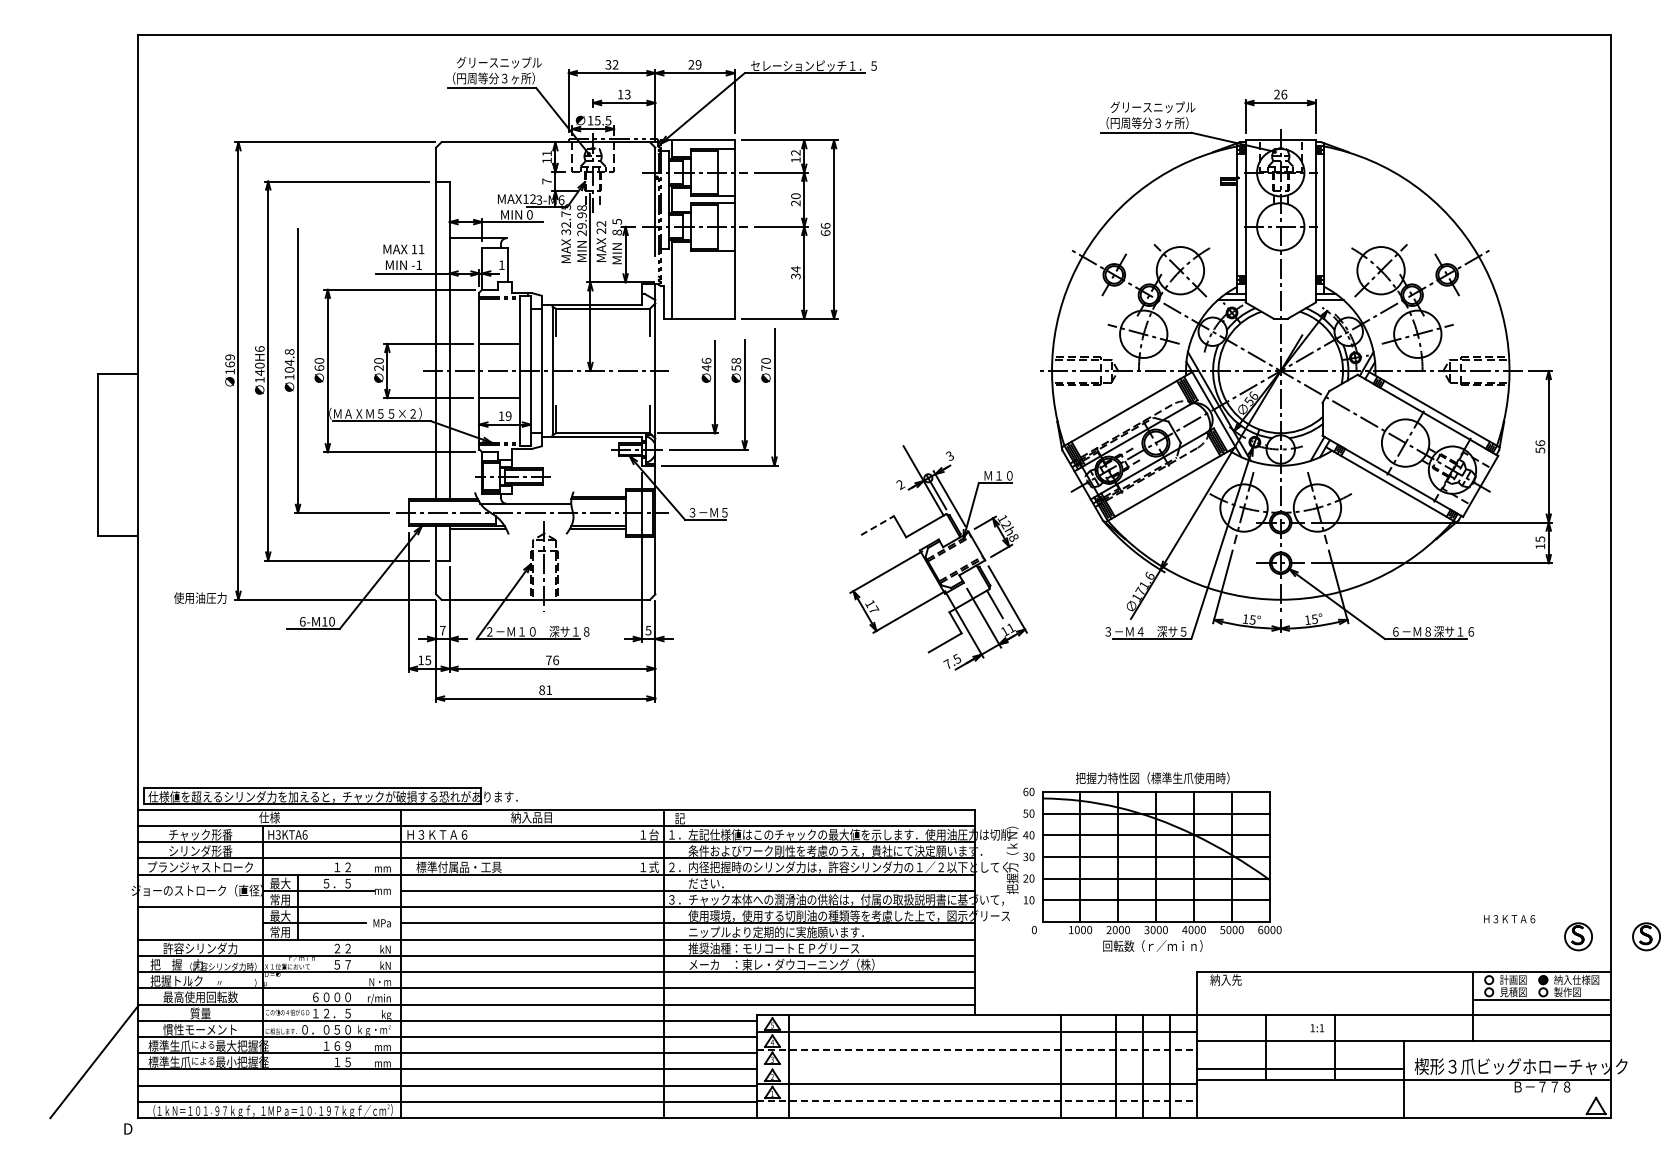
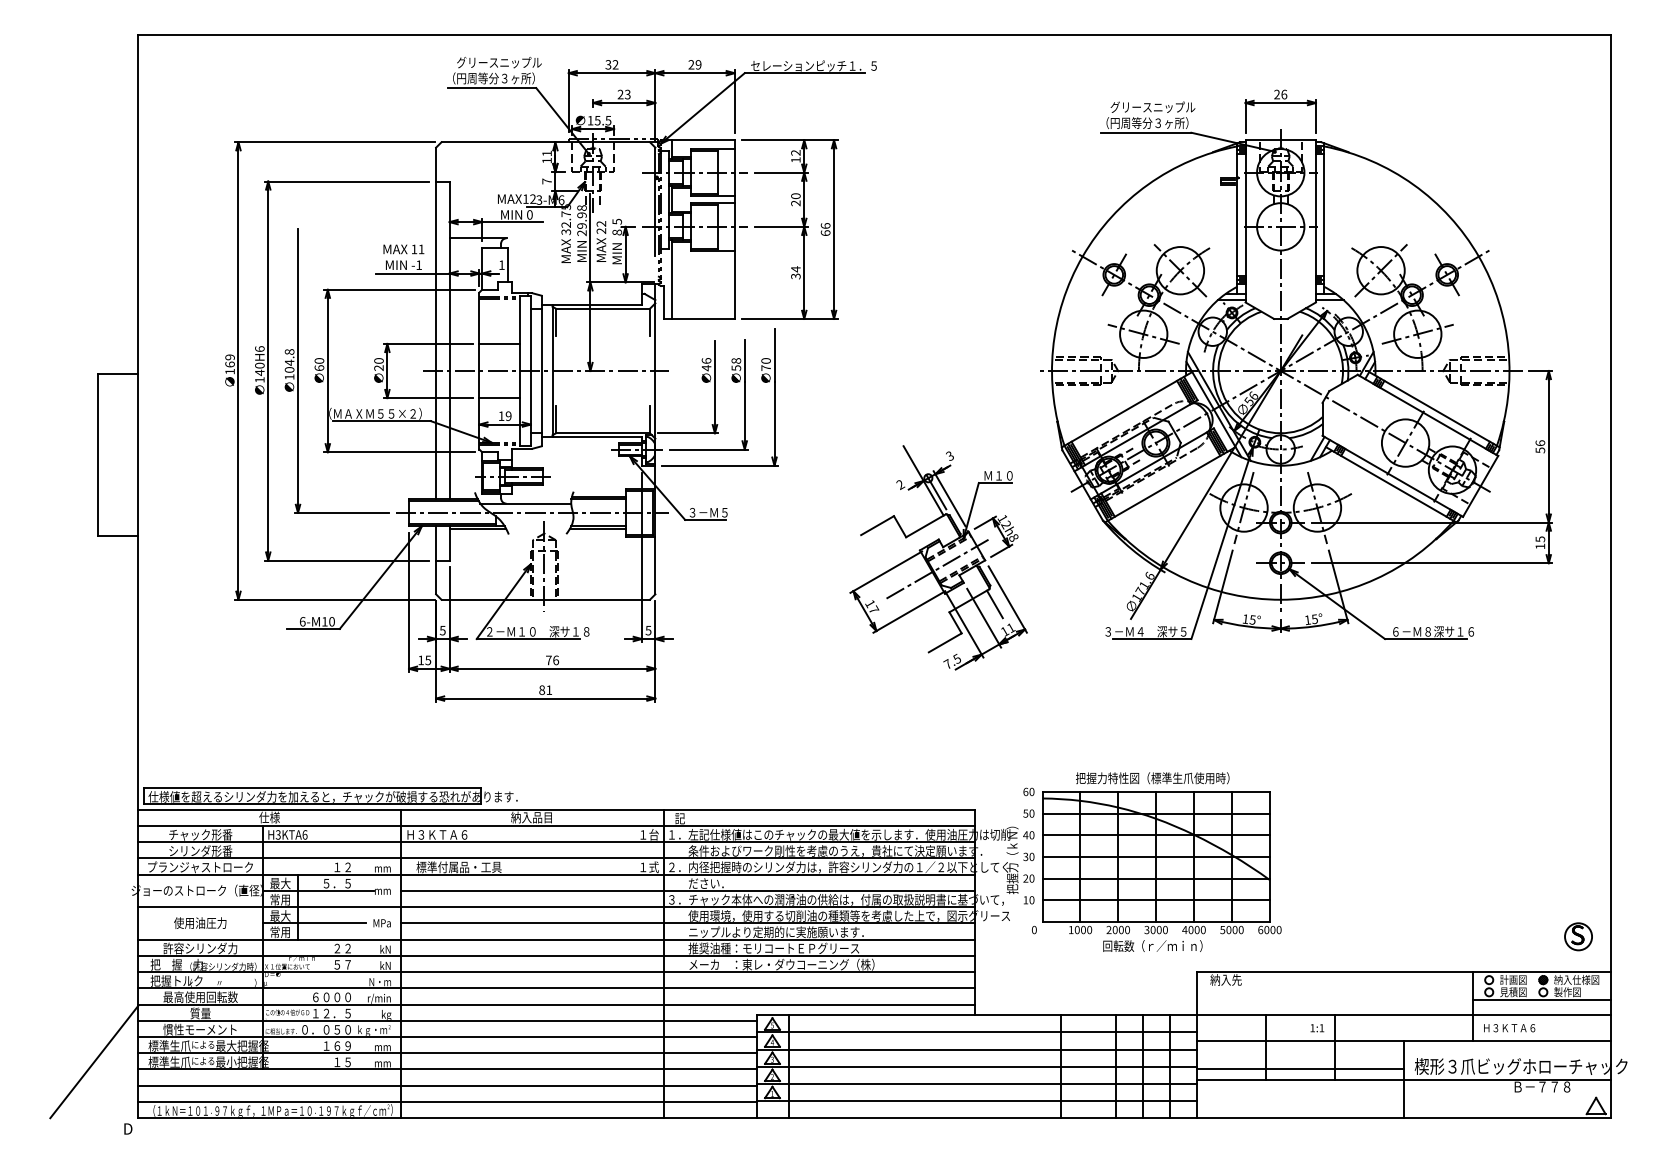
text: 13 -> 23 (620, 94)
line: dashed -> solid (877, 525)
line: none -> present (937, 568)
text position: (200, 597) -> (200, 922) (200, 922)
text: 7 -> 5 (442, 630)
text position: (1509, 919) -> (1509, 1028) (1509, 1028)
part: present -> none (1646, 936)
line: dashed -> solid (976, 1049)
line: none -> present (976, 1066)
line: dashed -> solid (976, 1101)
